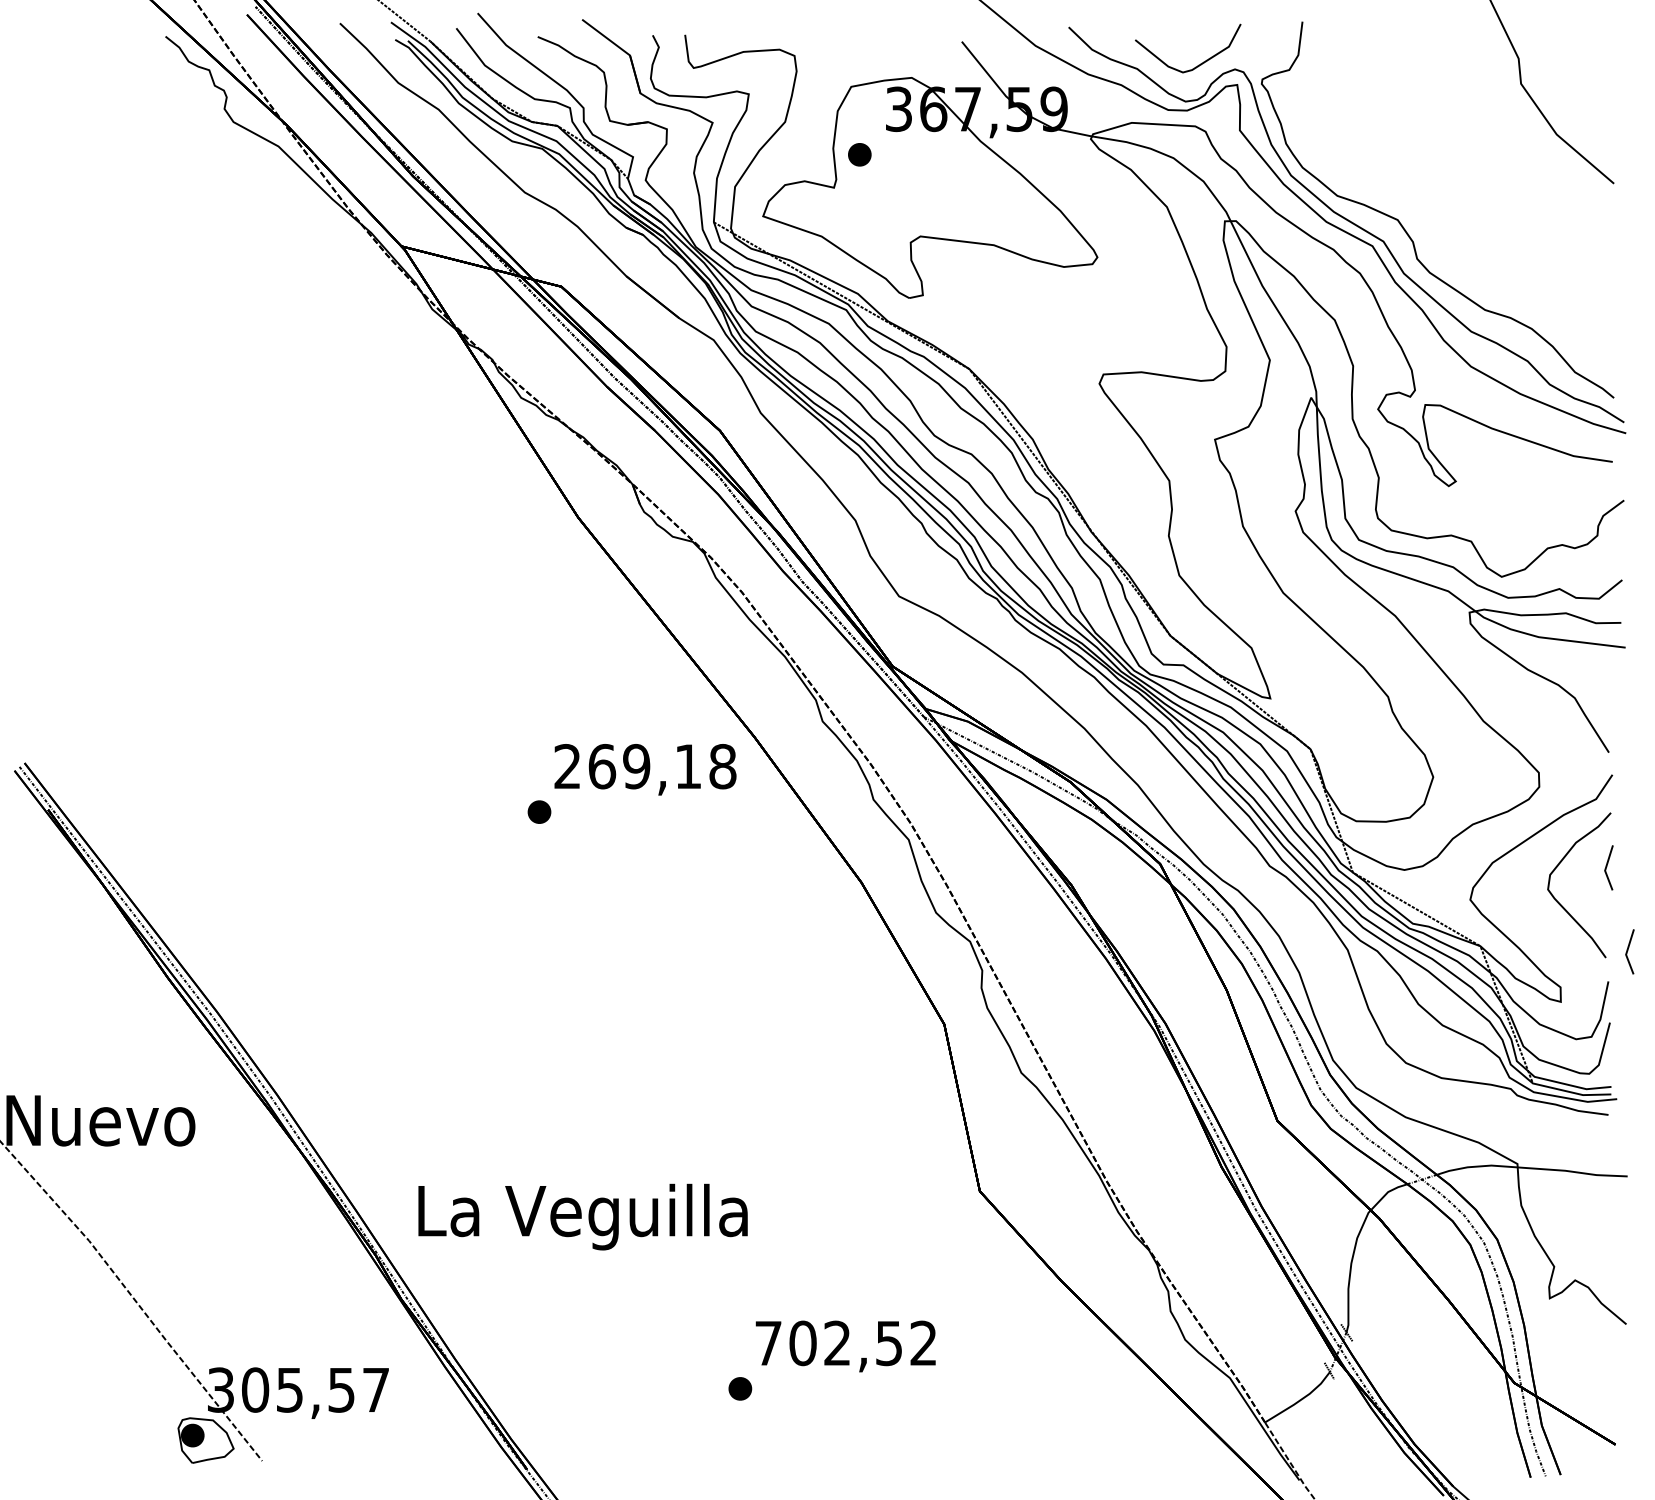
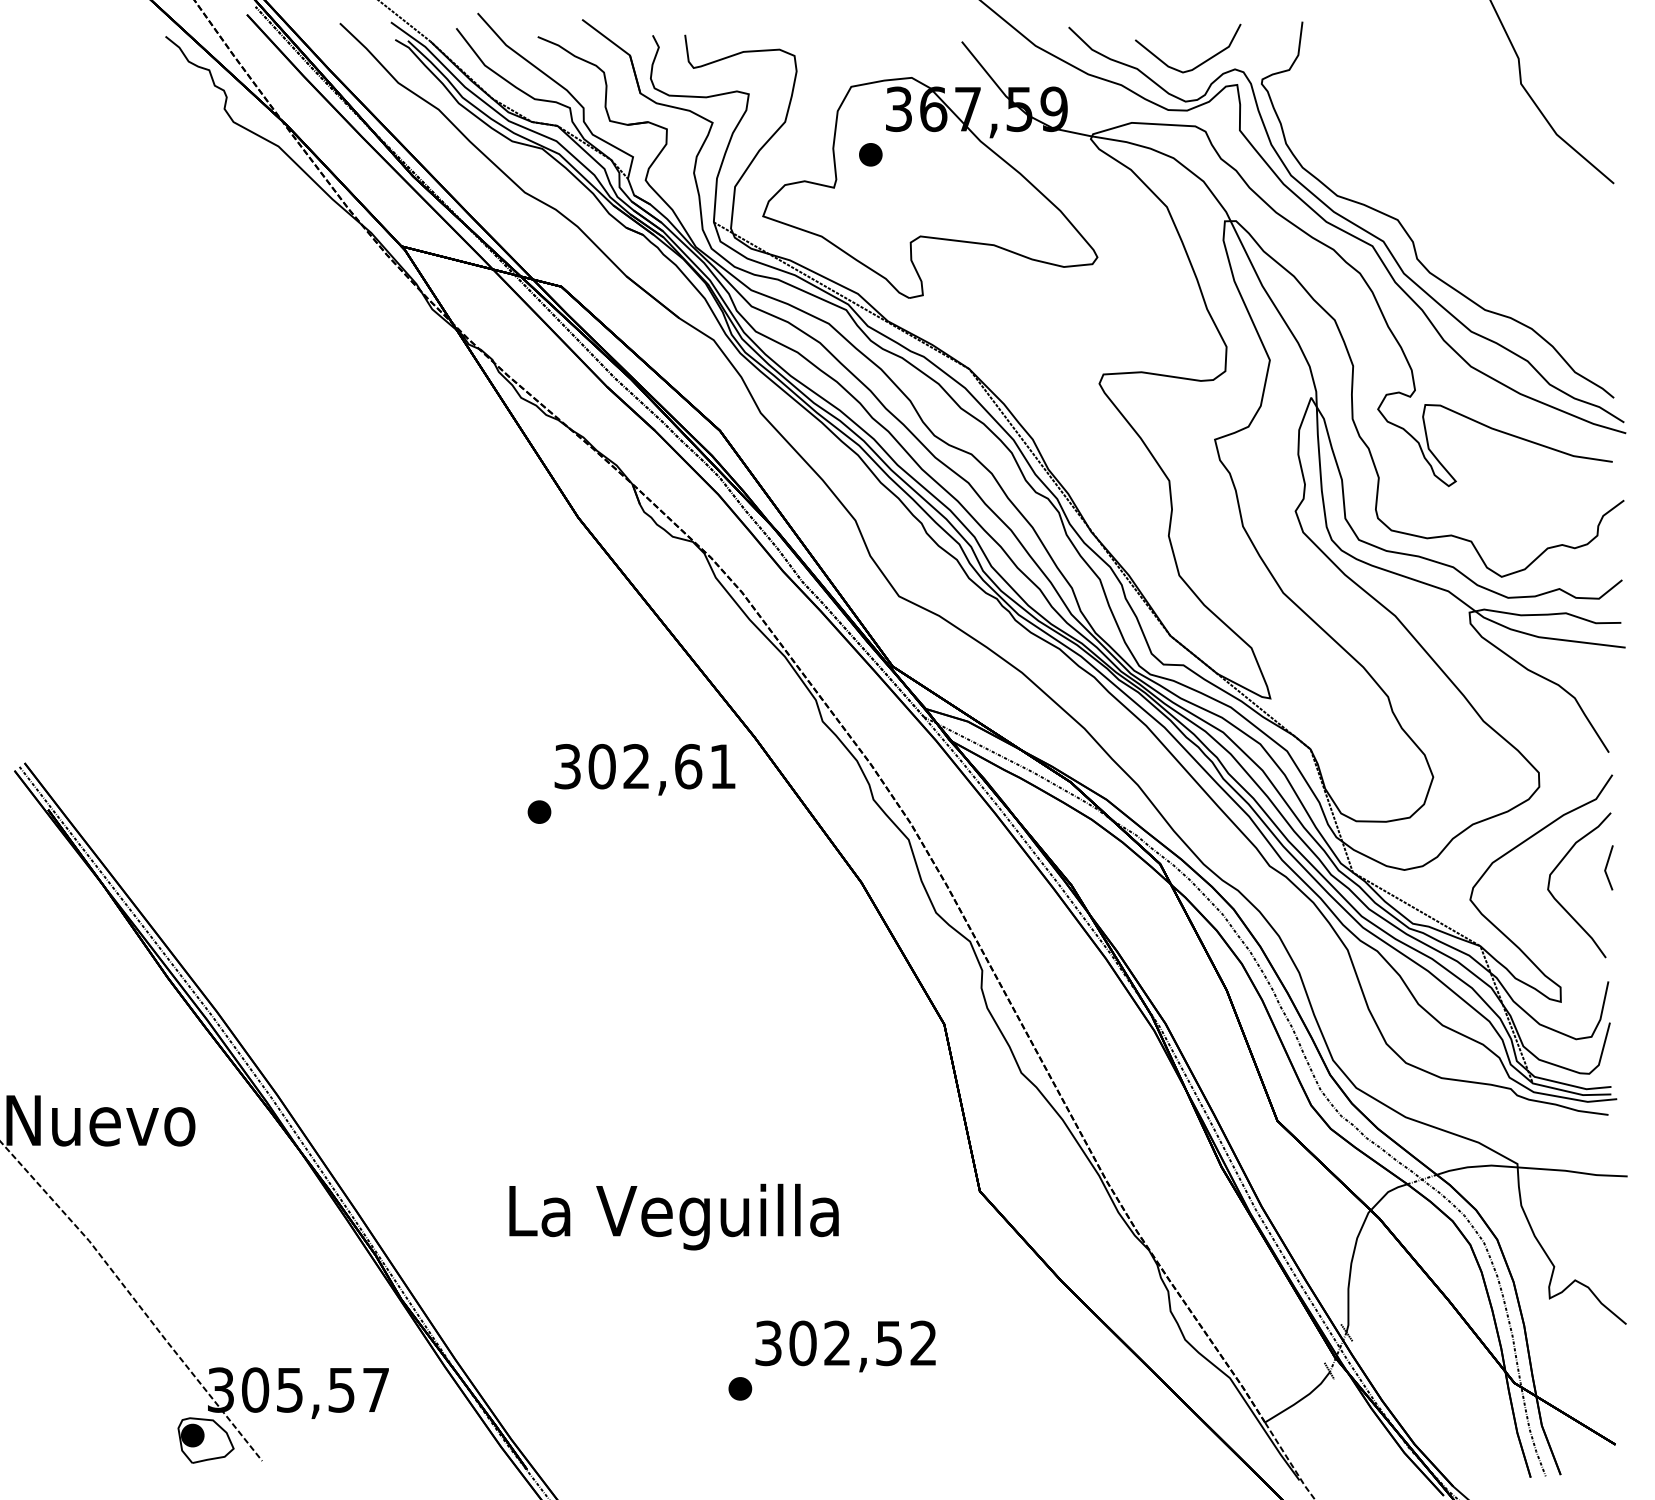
part position: (859, 154) -> (870, 154) (870, 154)
text: 269,18 -> 302,61 (645, 766)
line: present -> none (1628, 950)
text position: (582, 1216) -> (673, 1216) (673, 1216)
text: 702,52 -> 302,52 (768, 1343)
